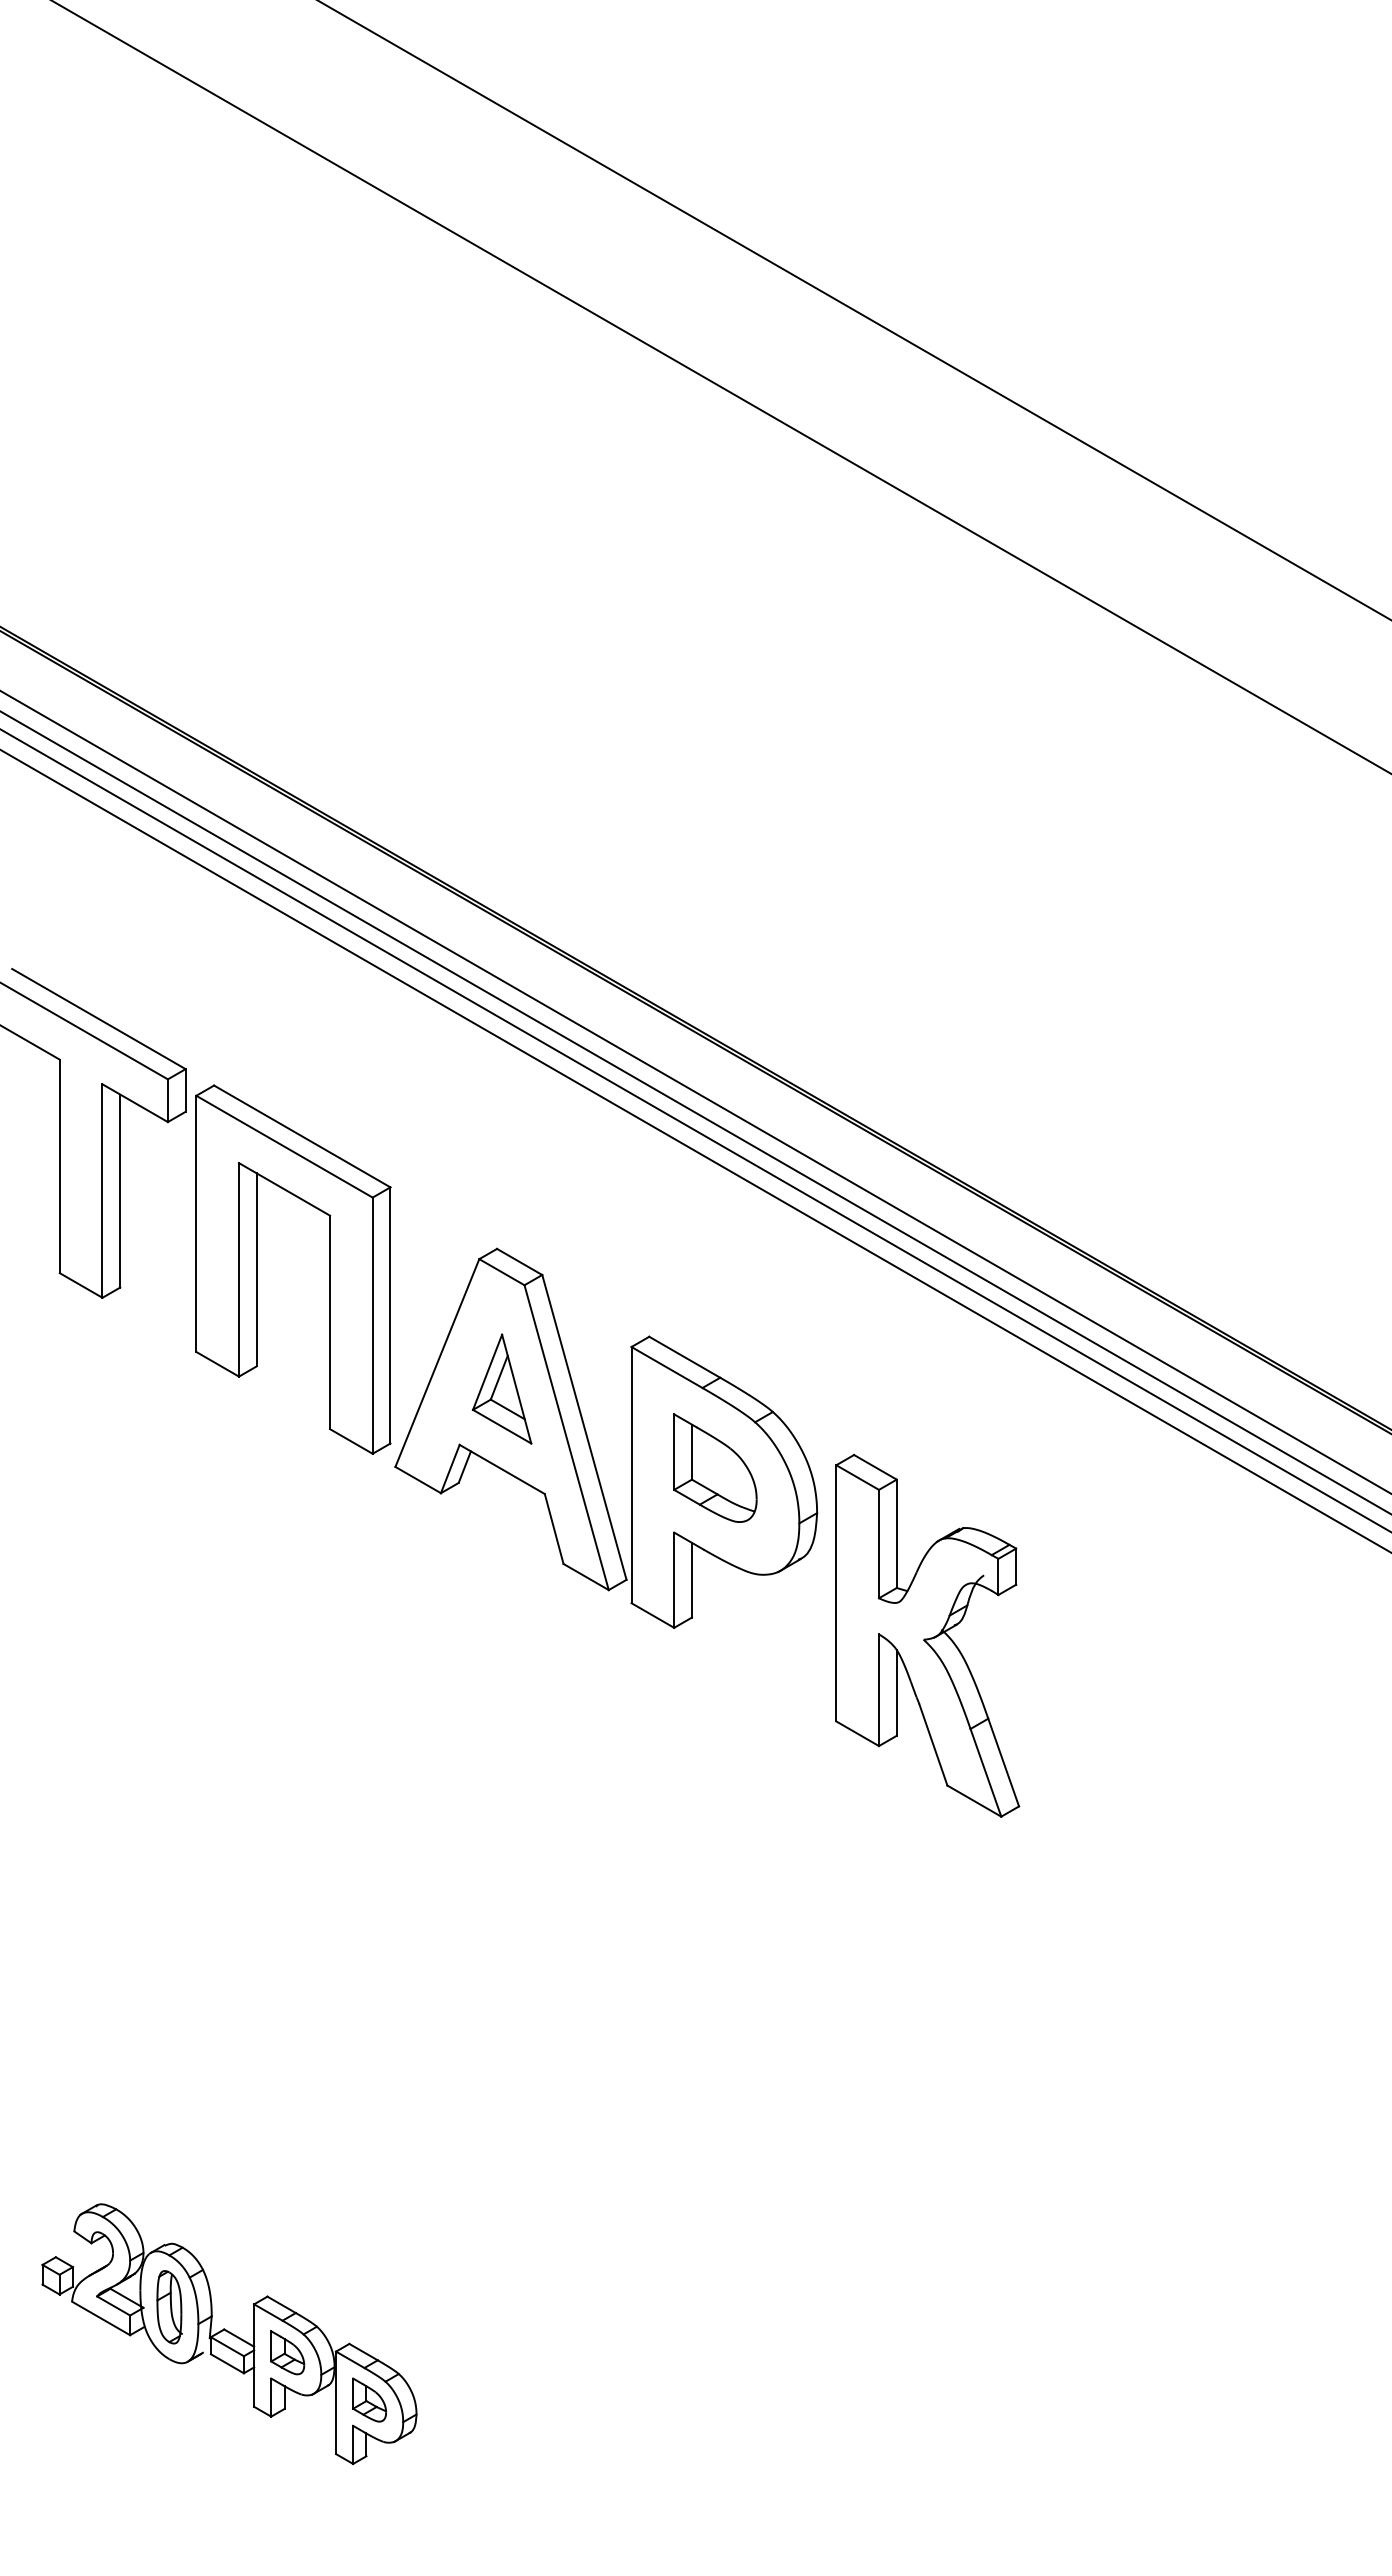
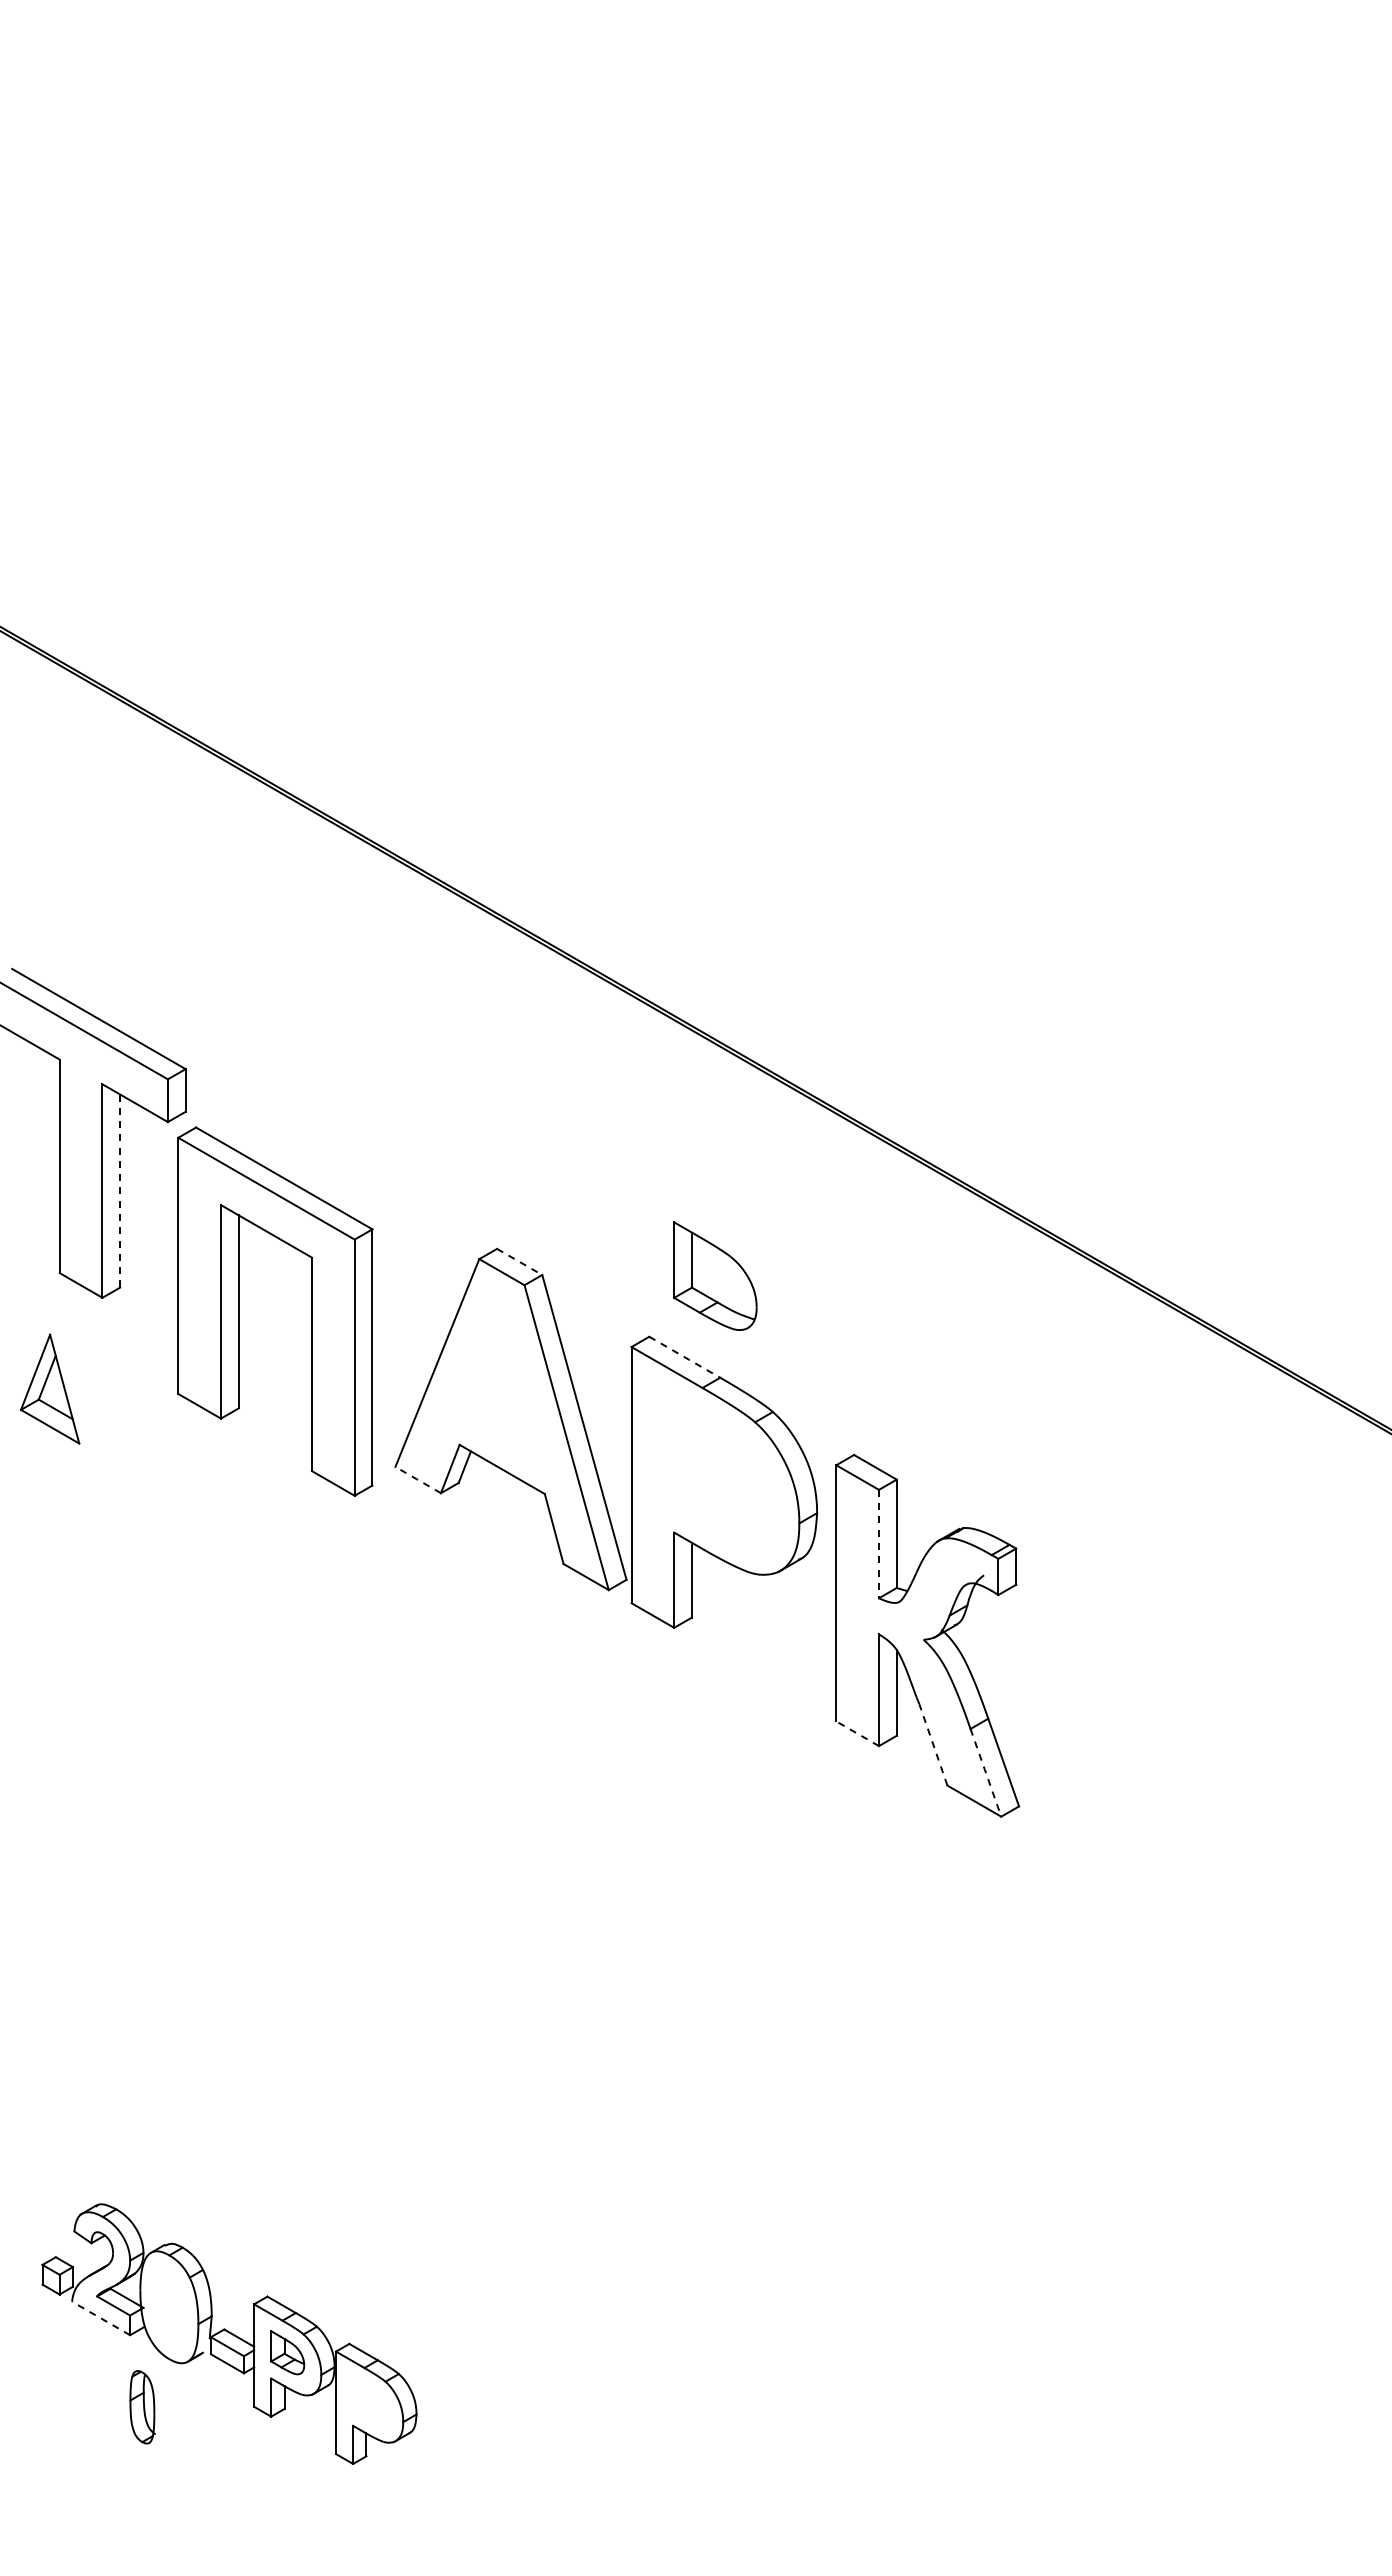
line: present -> none (854, 310)
line: present -> none (721, 387)
line: present -> none (695, 1092)
line: present -> none (695, 1112)
line: present -> none (695, 1130)
line: present -> none (695, 1151)
line: solid -> dashed (120, 1191)
line: solid -> dashed (520, 1262)
part position: (257, 1269) -> (239, 1311) (239, 1311)
line: solid -> dashed (684, 1357)
part position: (502, 1388) -> (50, 1388) (50, 1388)
part position: (715, 1467) -> (715, 1275) (715, 1275)
line: solid -> dashed (417, 1479)
line: solid -> dashed (878, 1544)
line: solid -> dashed (857, 1733)
line: solid -> dashed (933, 1744)
line: solid -> dashed (986, 1773)
part position: (169, 2307) -> (142, 2407) (142, 2407)
line: solid -> dashed (100, 2318)
part: present -> none (369, 2399)
